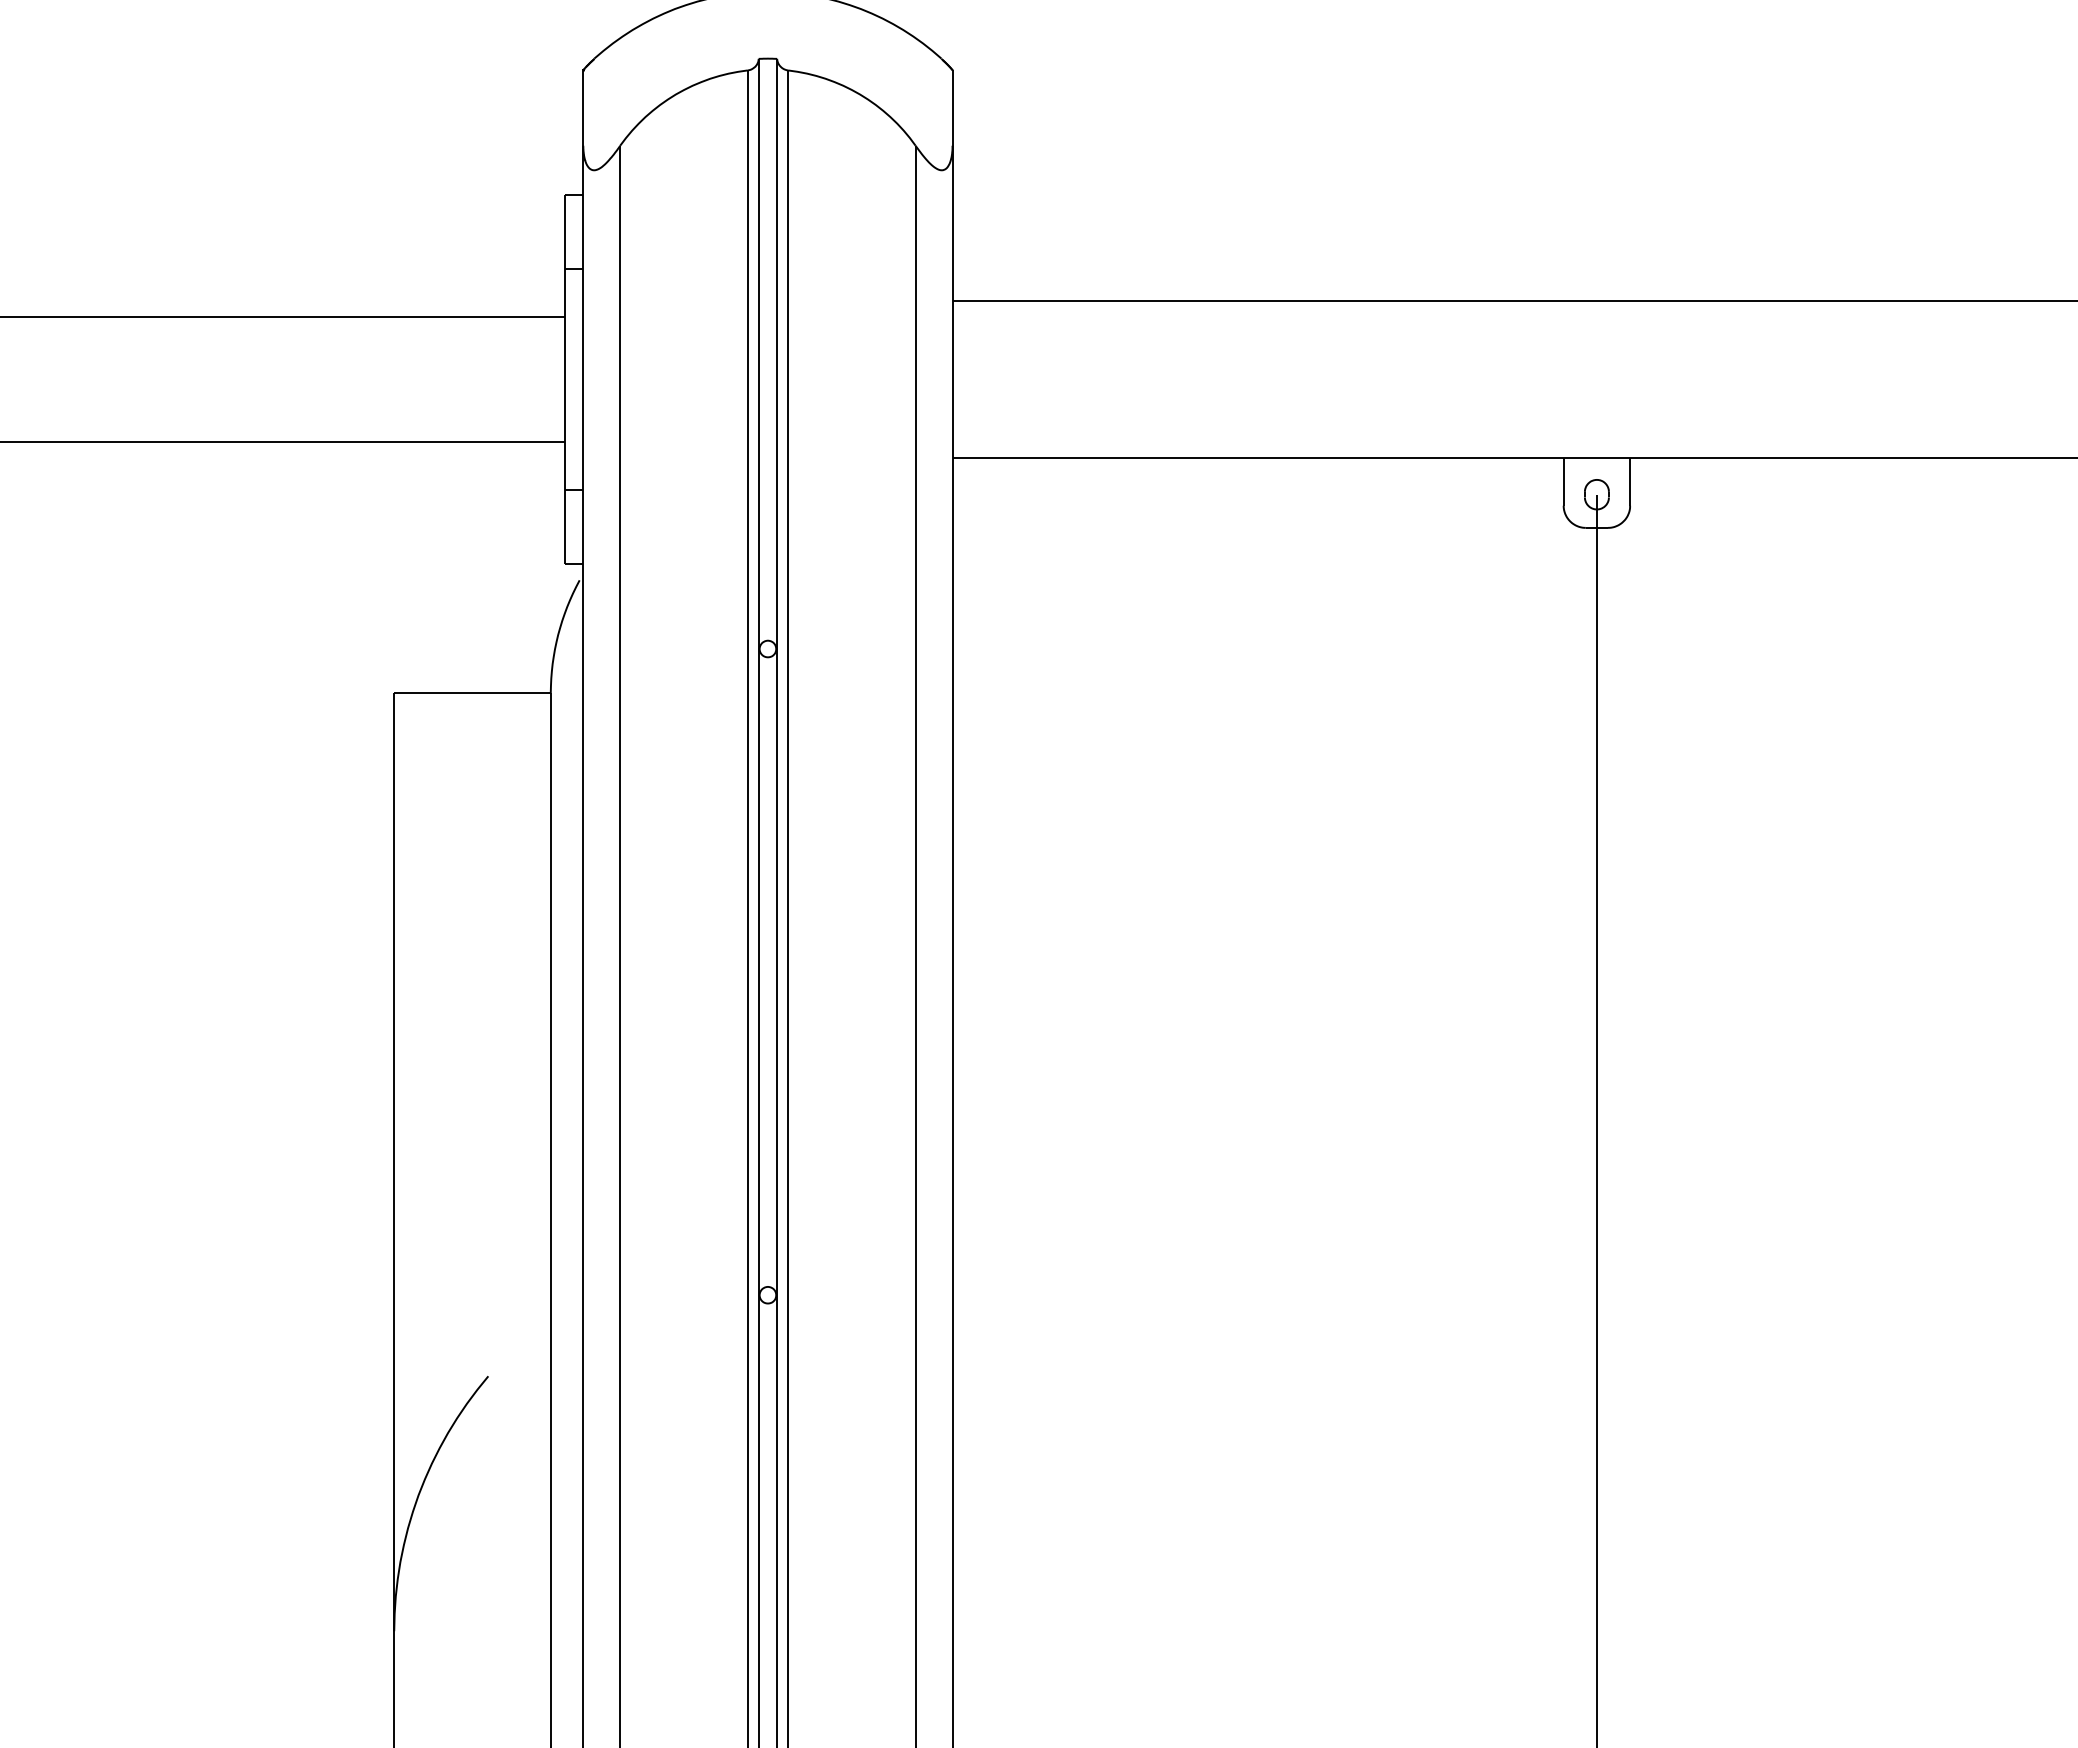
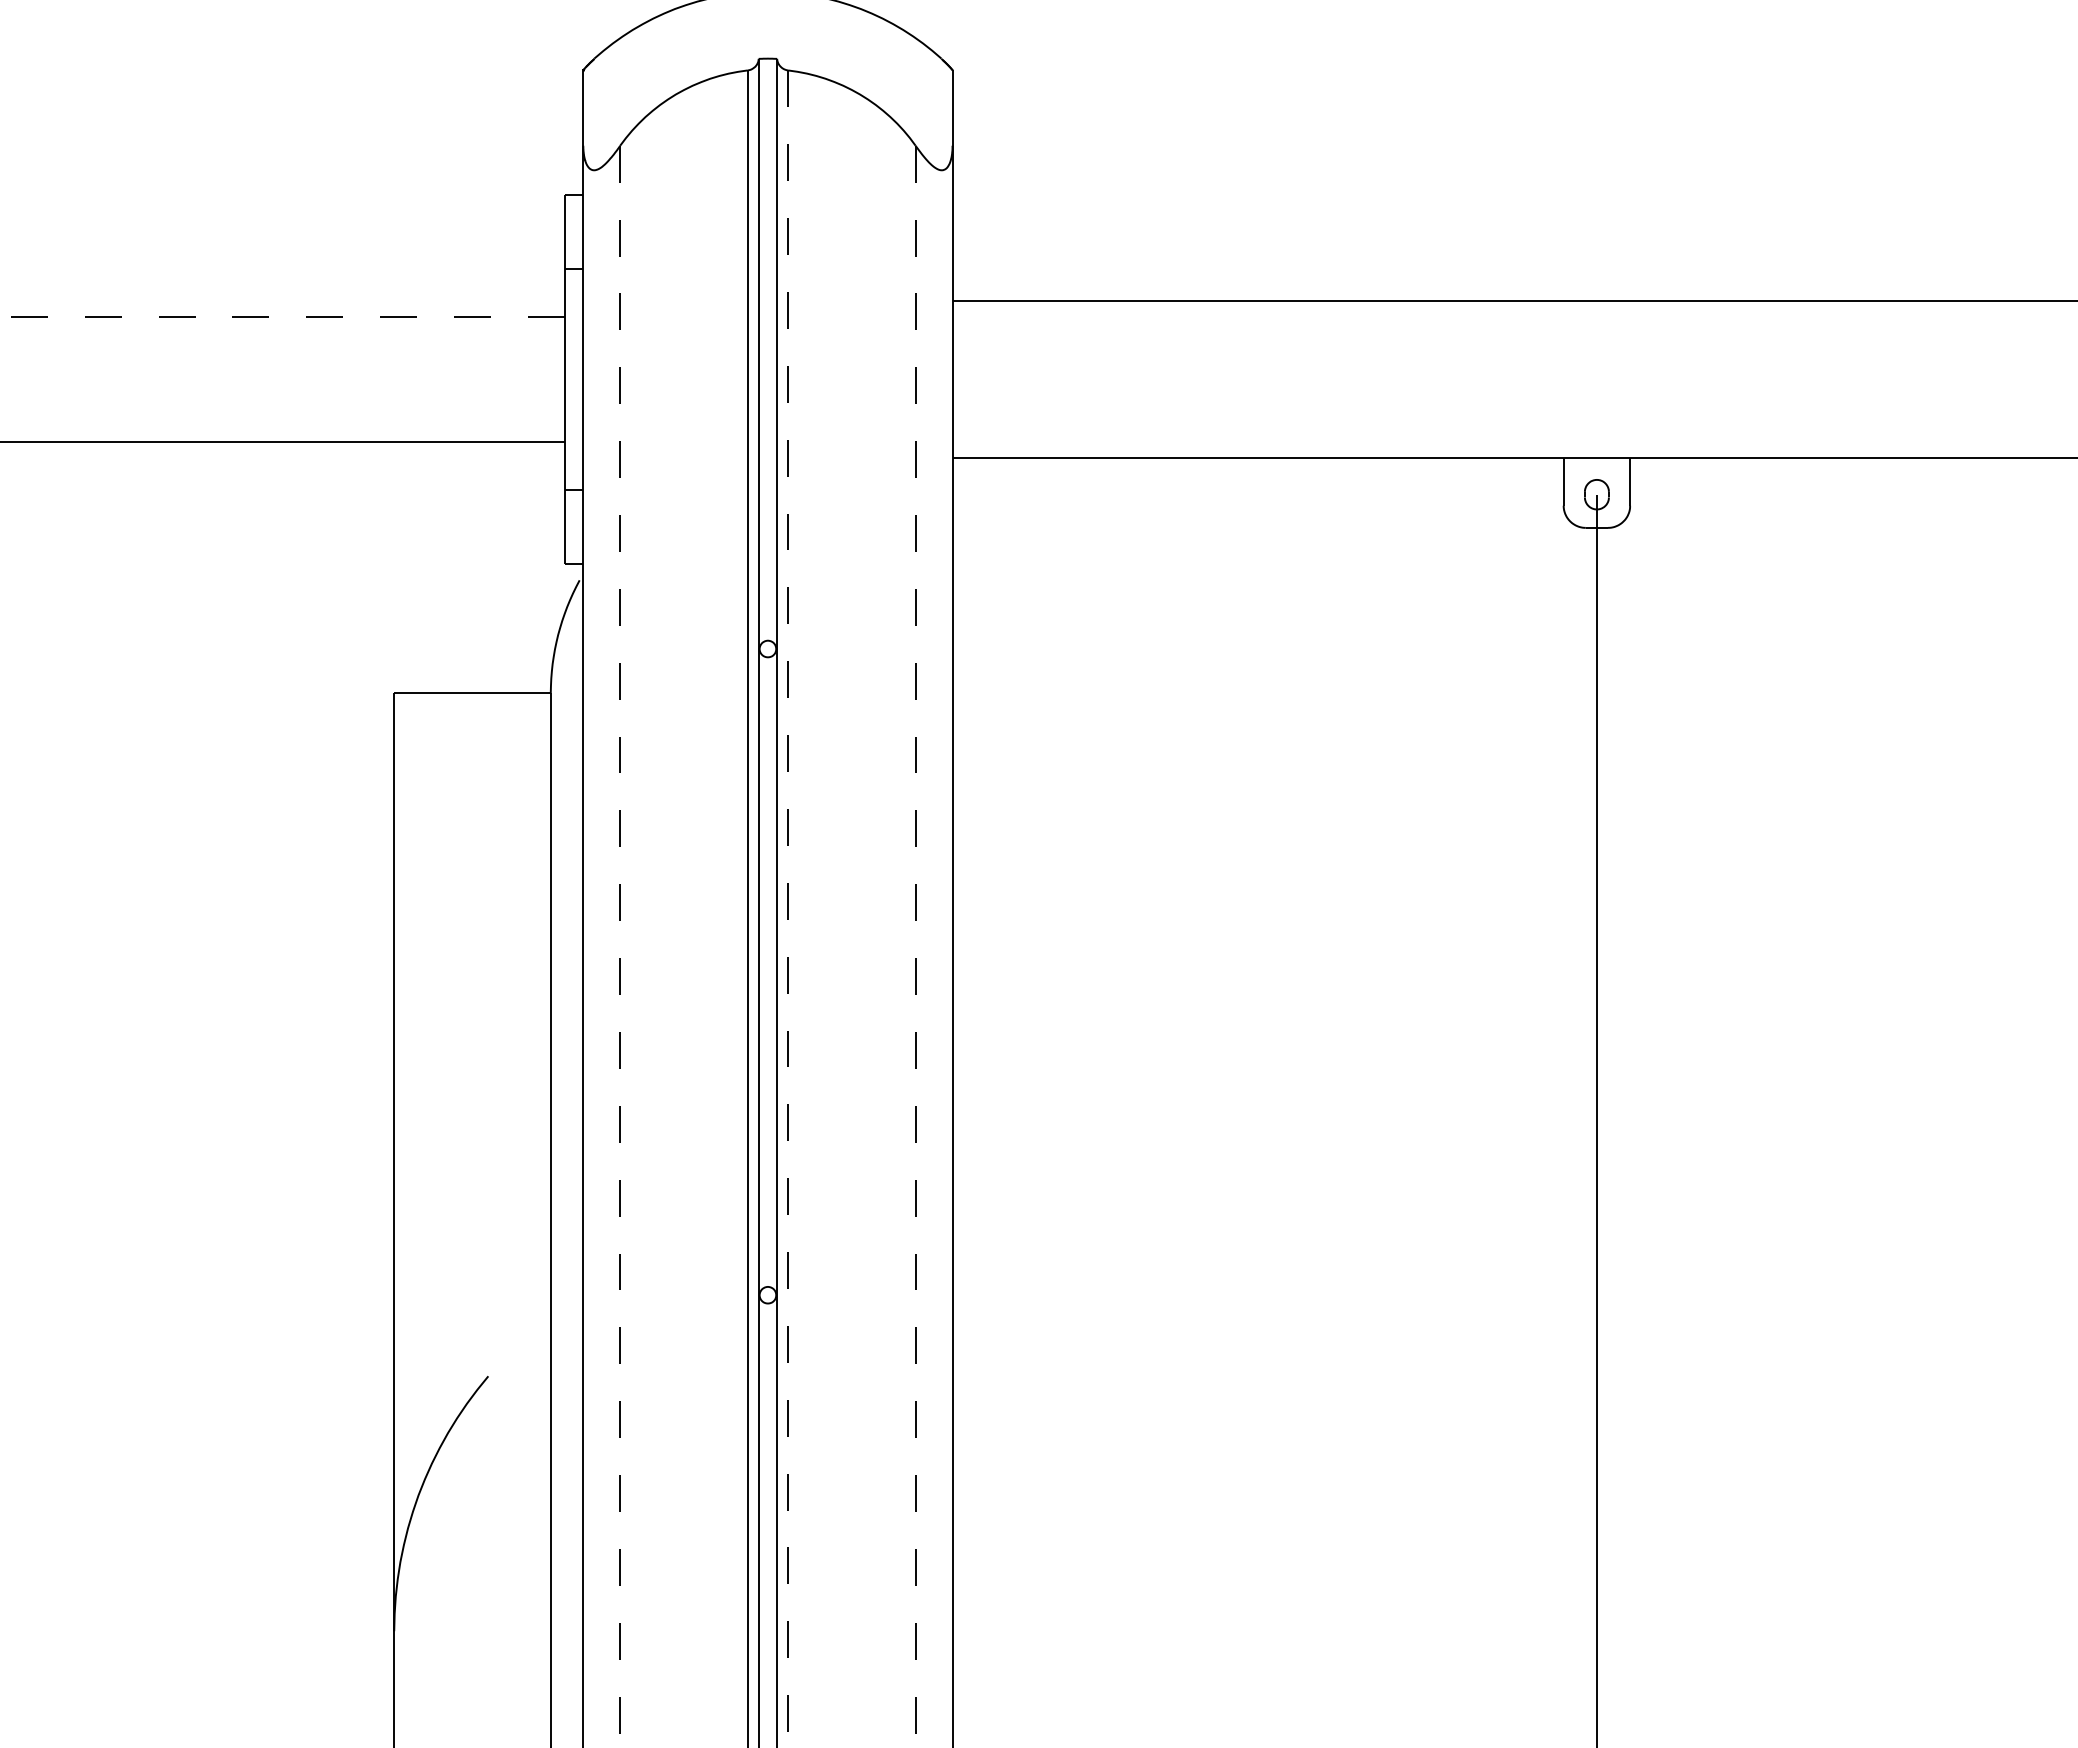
line: solid -> dashed (282, 317)
line: solid -> dashed (788, 909)
line: solid -> dashed (620, 947)
line: solid -> dashed (915, 947)
